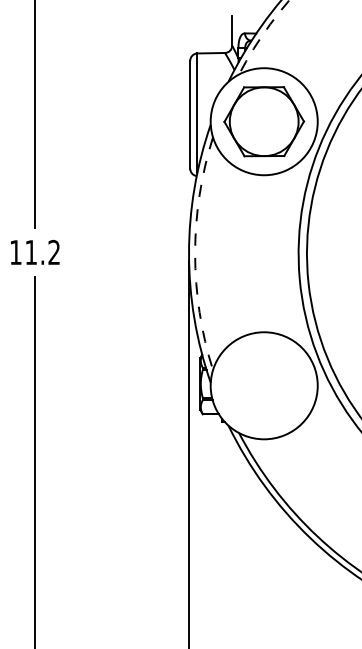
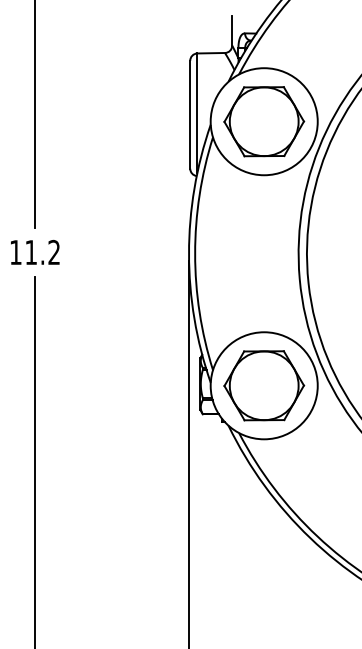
arc: dashed -> solid (262, 35)
arc: dashed -> solid (195, 253)
part: none -> present (264, 385)
